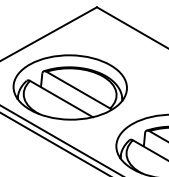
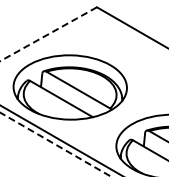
line: solid -> dashed (48, 34)
line: solid -> dashed (56, 145)
